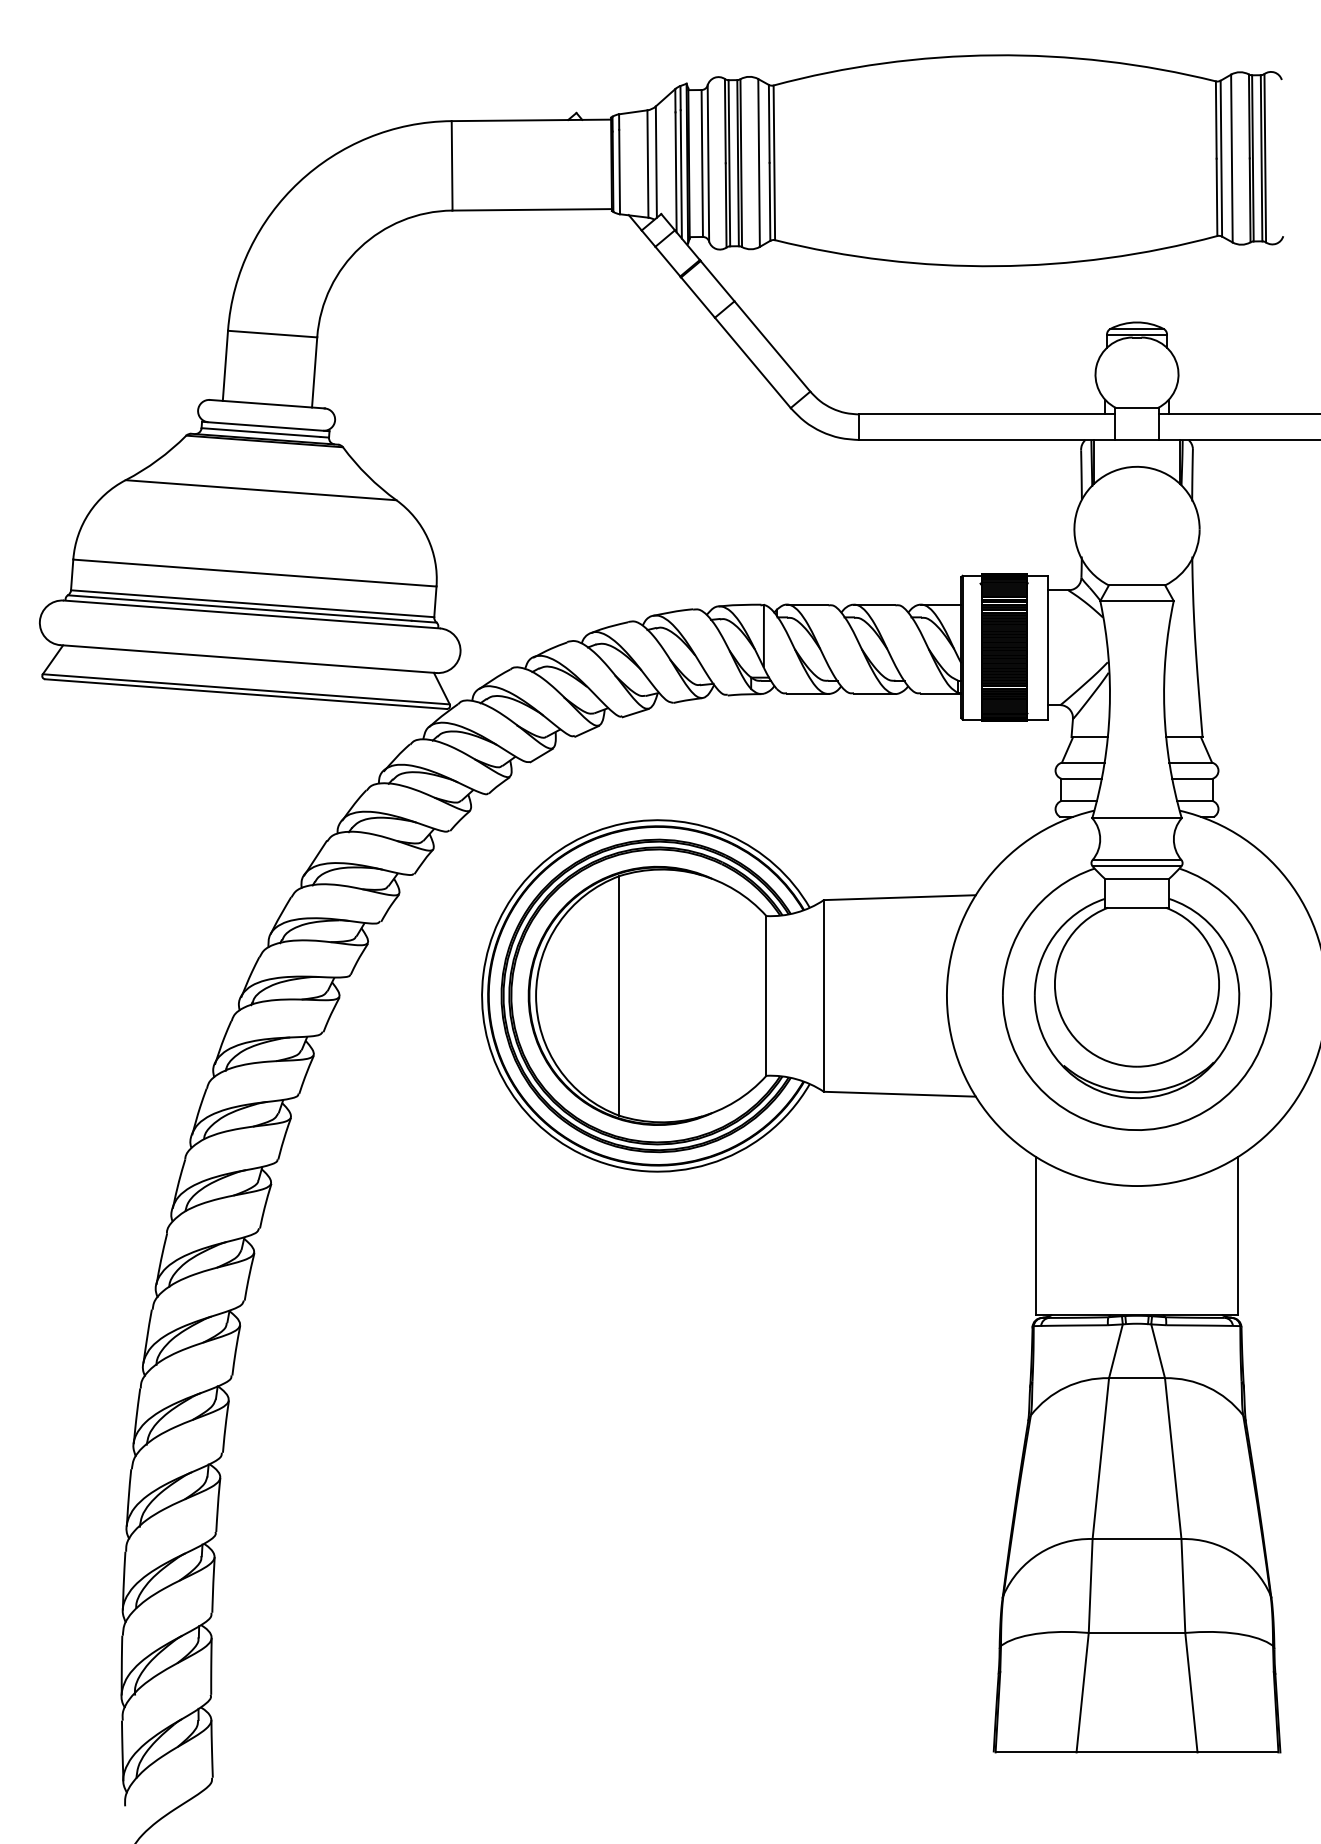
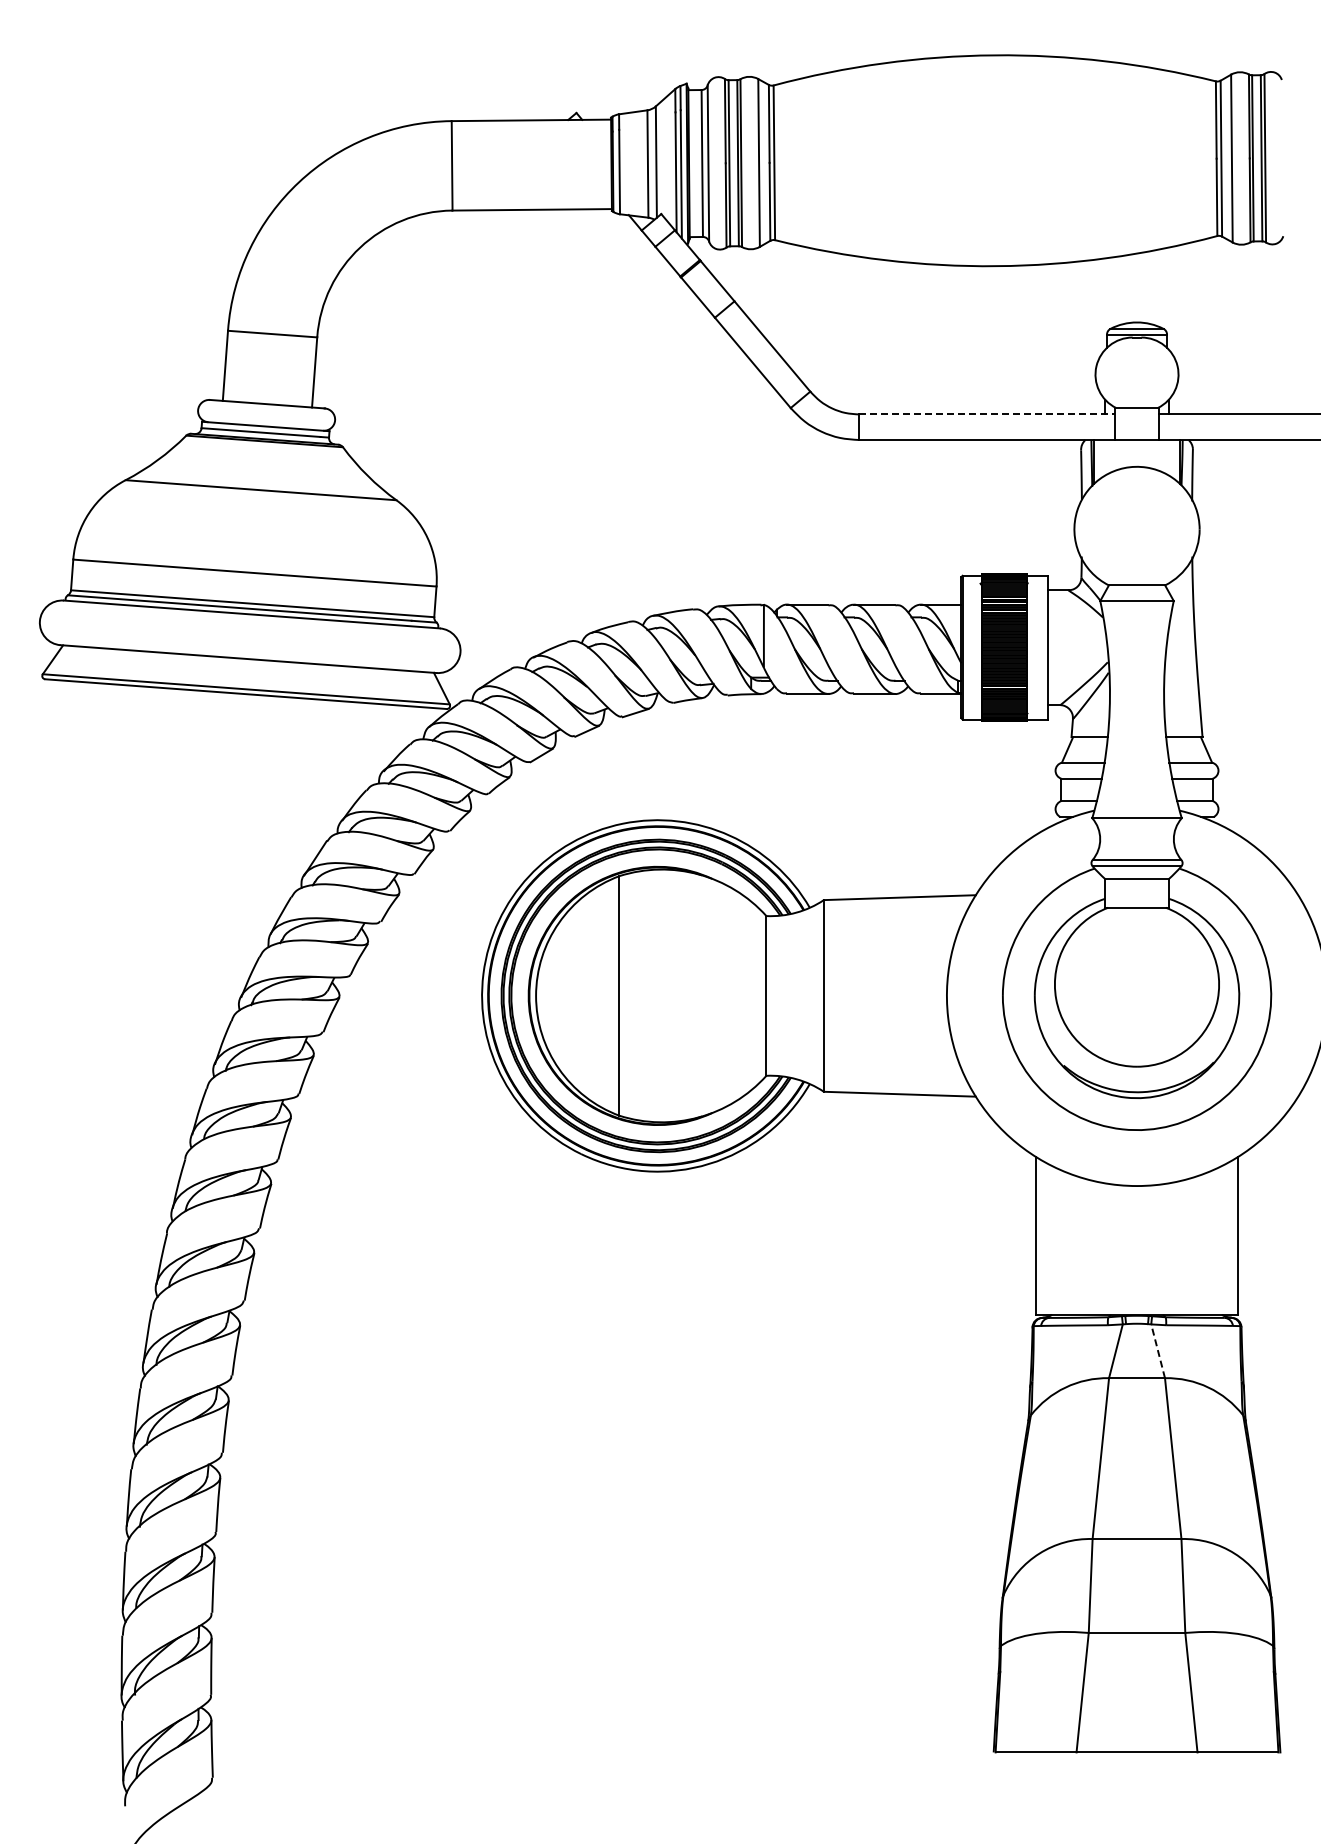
line: solid -> dashed (986, 414)
line: solid -> dashed (1158, 1351)
